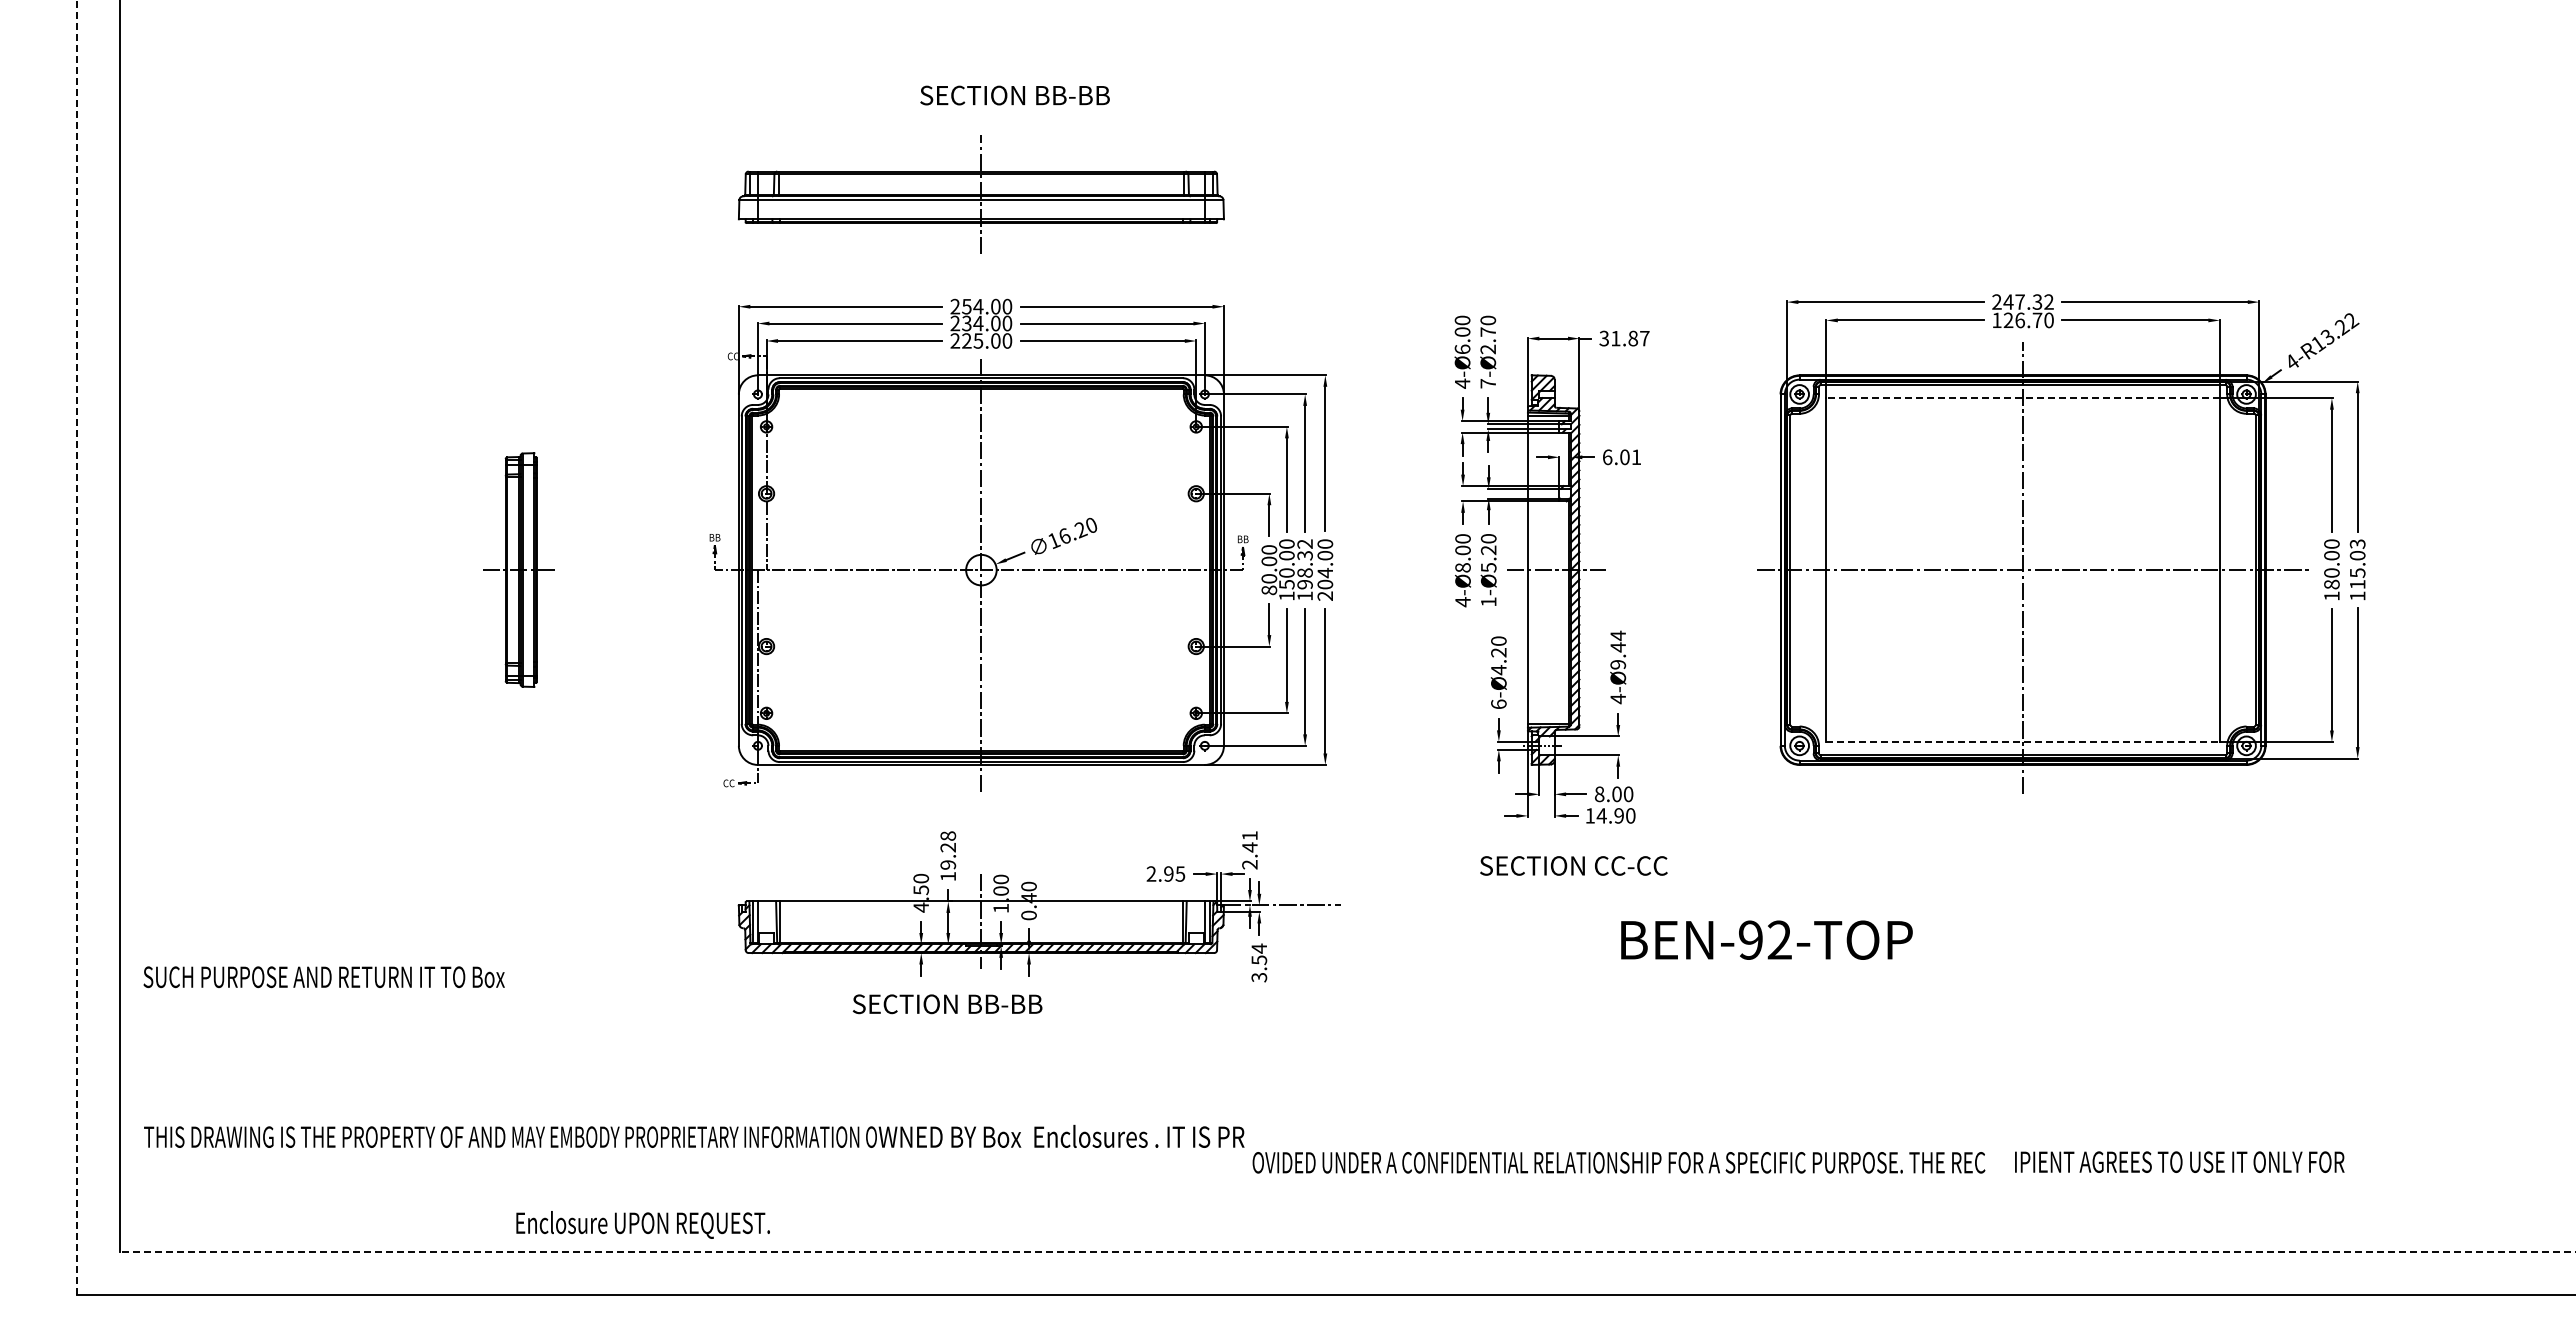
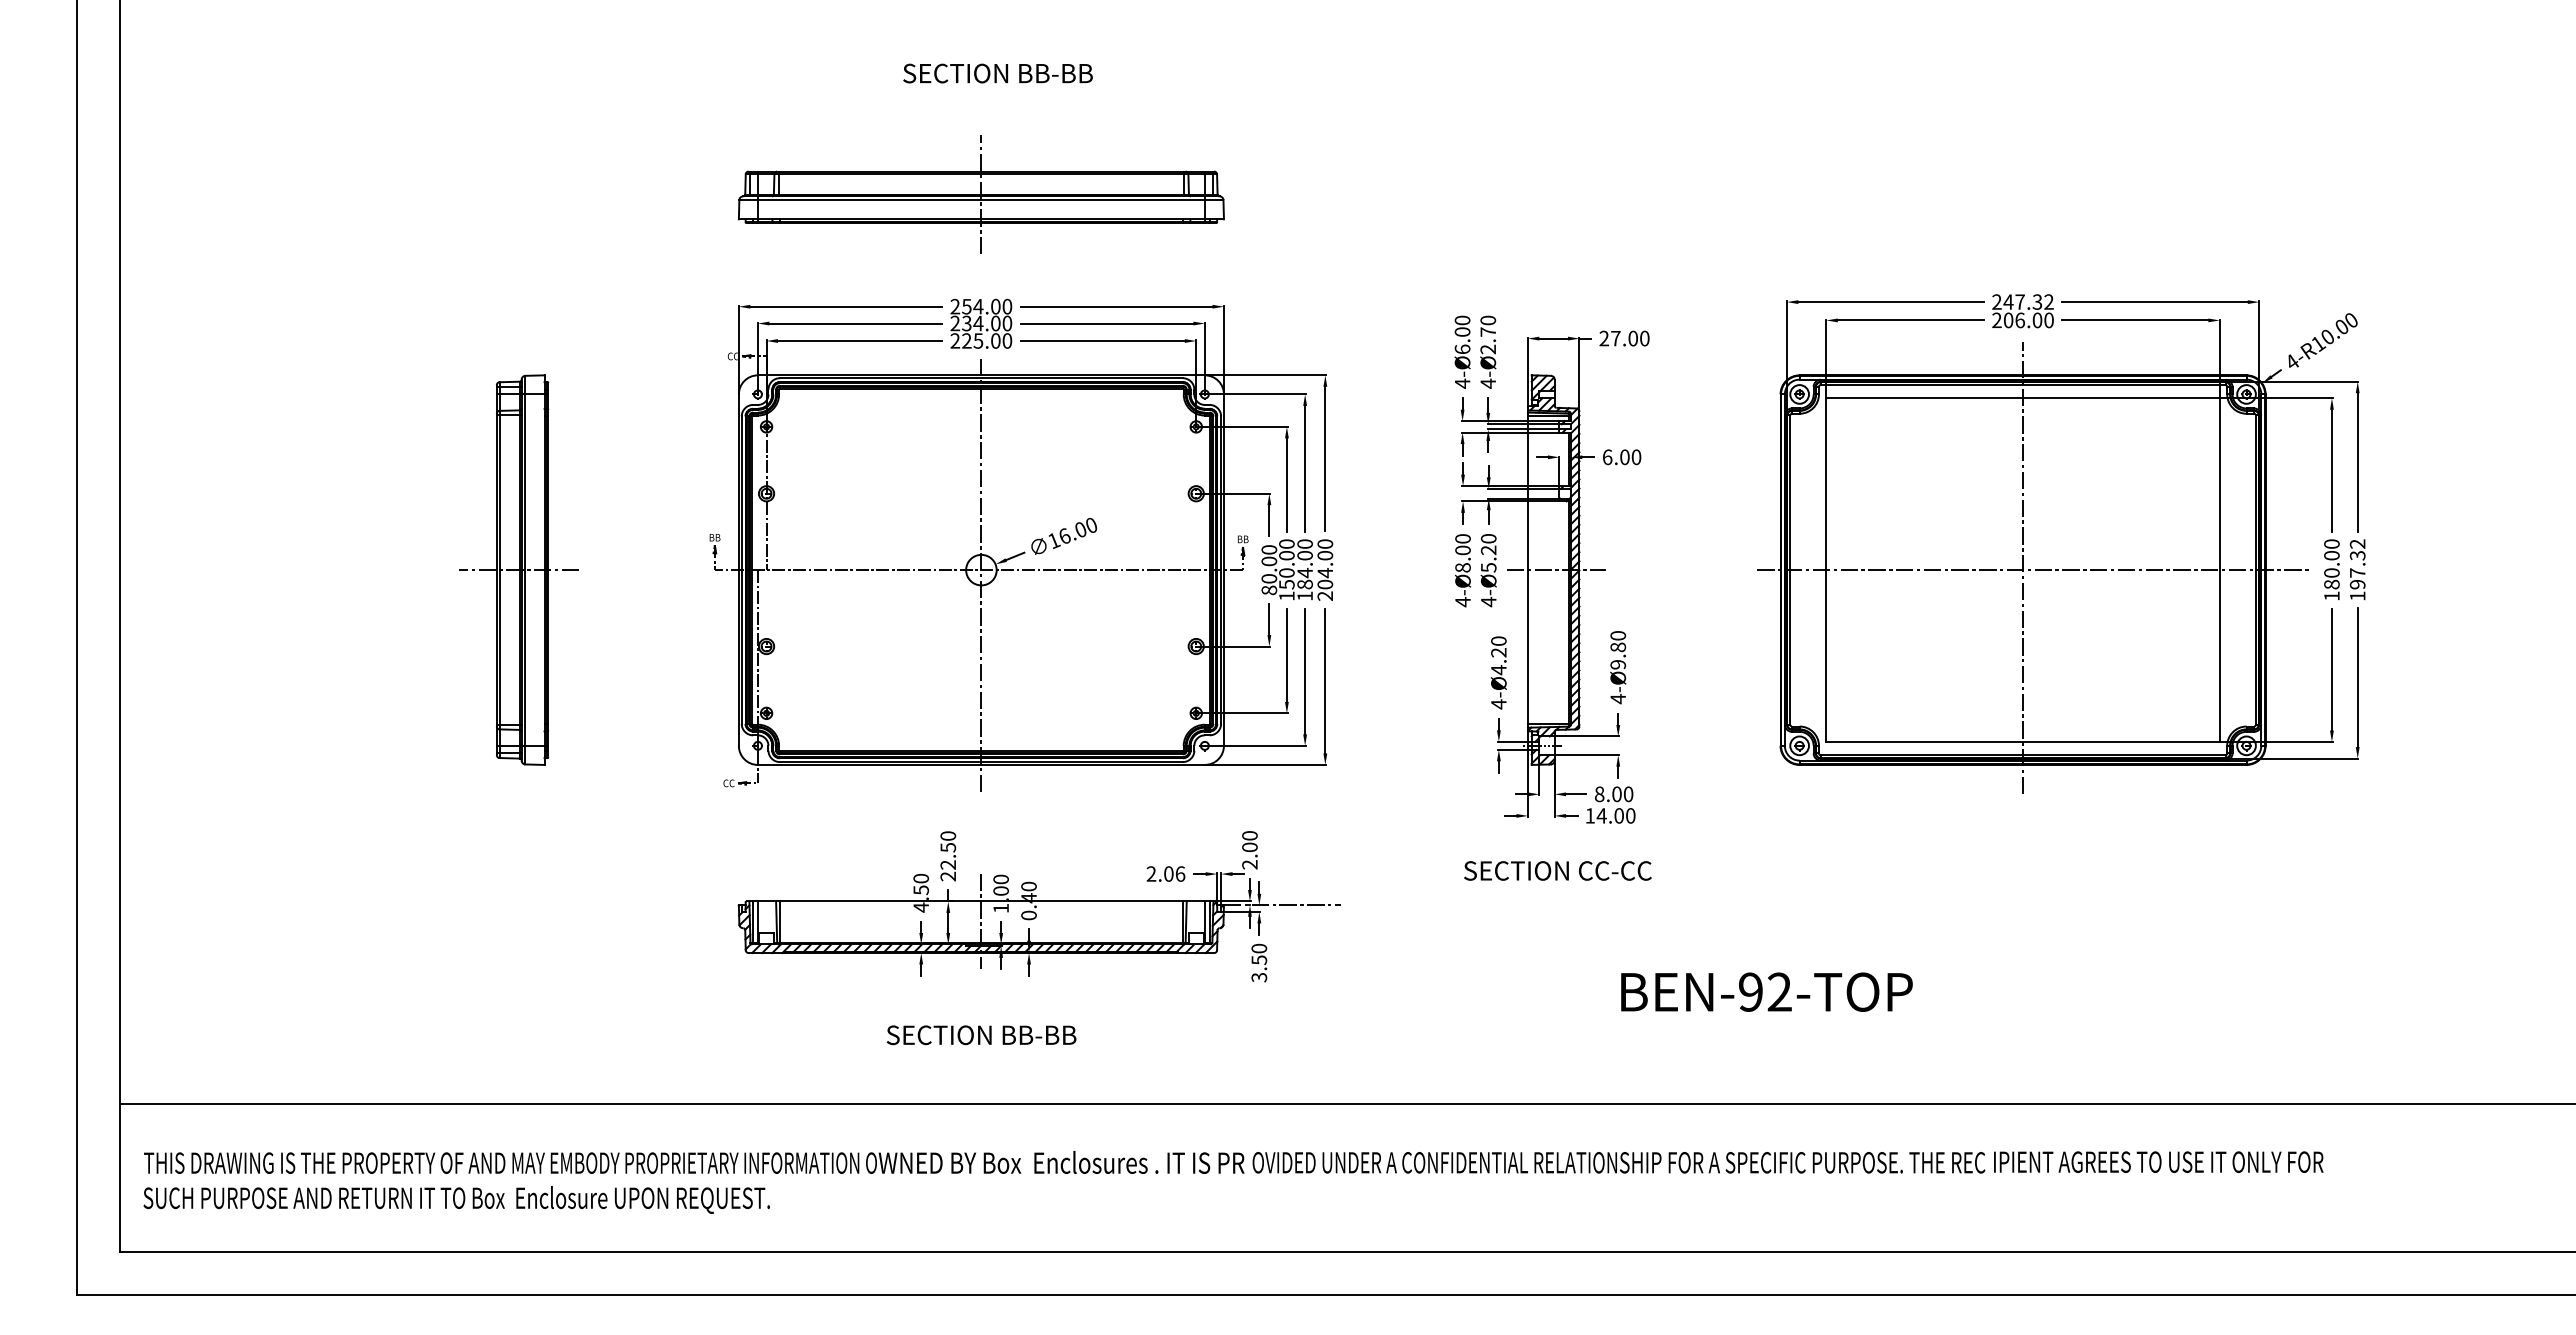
text position: (1014, 95) -> (997, 73) (997, 73)
text: 126.70 -> 206.00 (2017, 320)
text: 4-R13.22 -> 4-R10.00 (2339, 329)
text: 31.87 -> 27.00 (1624, 338)
text: 7- -> 4- (1487, 383)
line: dashed -> solid (2023, 398)
text: 6.01 -> 6.00 (1636, 457)
text: 16.20 -> 16.00 (1080, 530)
text: 198.32 -> 184.00 (1304, 564)
text: 115.03 -> 197.32 (2357, 564)
part size: 72x236 px -> 120x392 px (518, 569)
text: 1- -> 4- (1488, 601)
text: 9.44 -> 9.80 (1618, 641)
line: dashed -> solid (77, 646)
text: 6- -> 4- (1498, 704)
line: dashed -> solid (2023, 742)
text: 14.90 -> 14.00 (1618, 815)
text: 2.41 -> 2.00 (1249, 841)
text: 19.28 -> 22.50 (948, 856)
text position: (1573, 865) -> (1557, 870) (1557, 870)
text: 2.95 -> 2.06 (1174, 873)
text position: (1766, 939) -> (1766, 991) (1766, 991)
text: 3.54 -> 3.50 (1259, 948)
text position: (323, 977) -> (323, 1198) (323, 1198)
text position: (947, 1004) -> (981, 1035) (981, 1035)
line: none -> present (1346, 1103)
text position: (694, 1135) -> (694, 1161) (694, 1161)
text position: (2179, 1161) -> (2158, 1161) (2158, 1161)
text position: (642, 1224) -> (642, 1199) (642, 1199)
line: dashed -> solid (1348, 1251)
